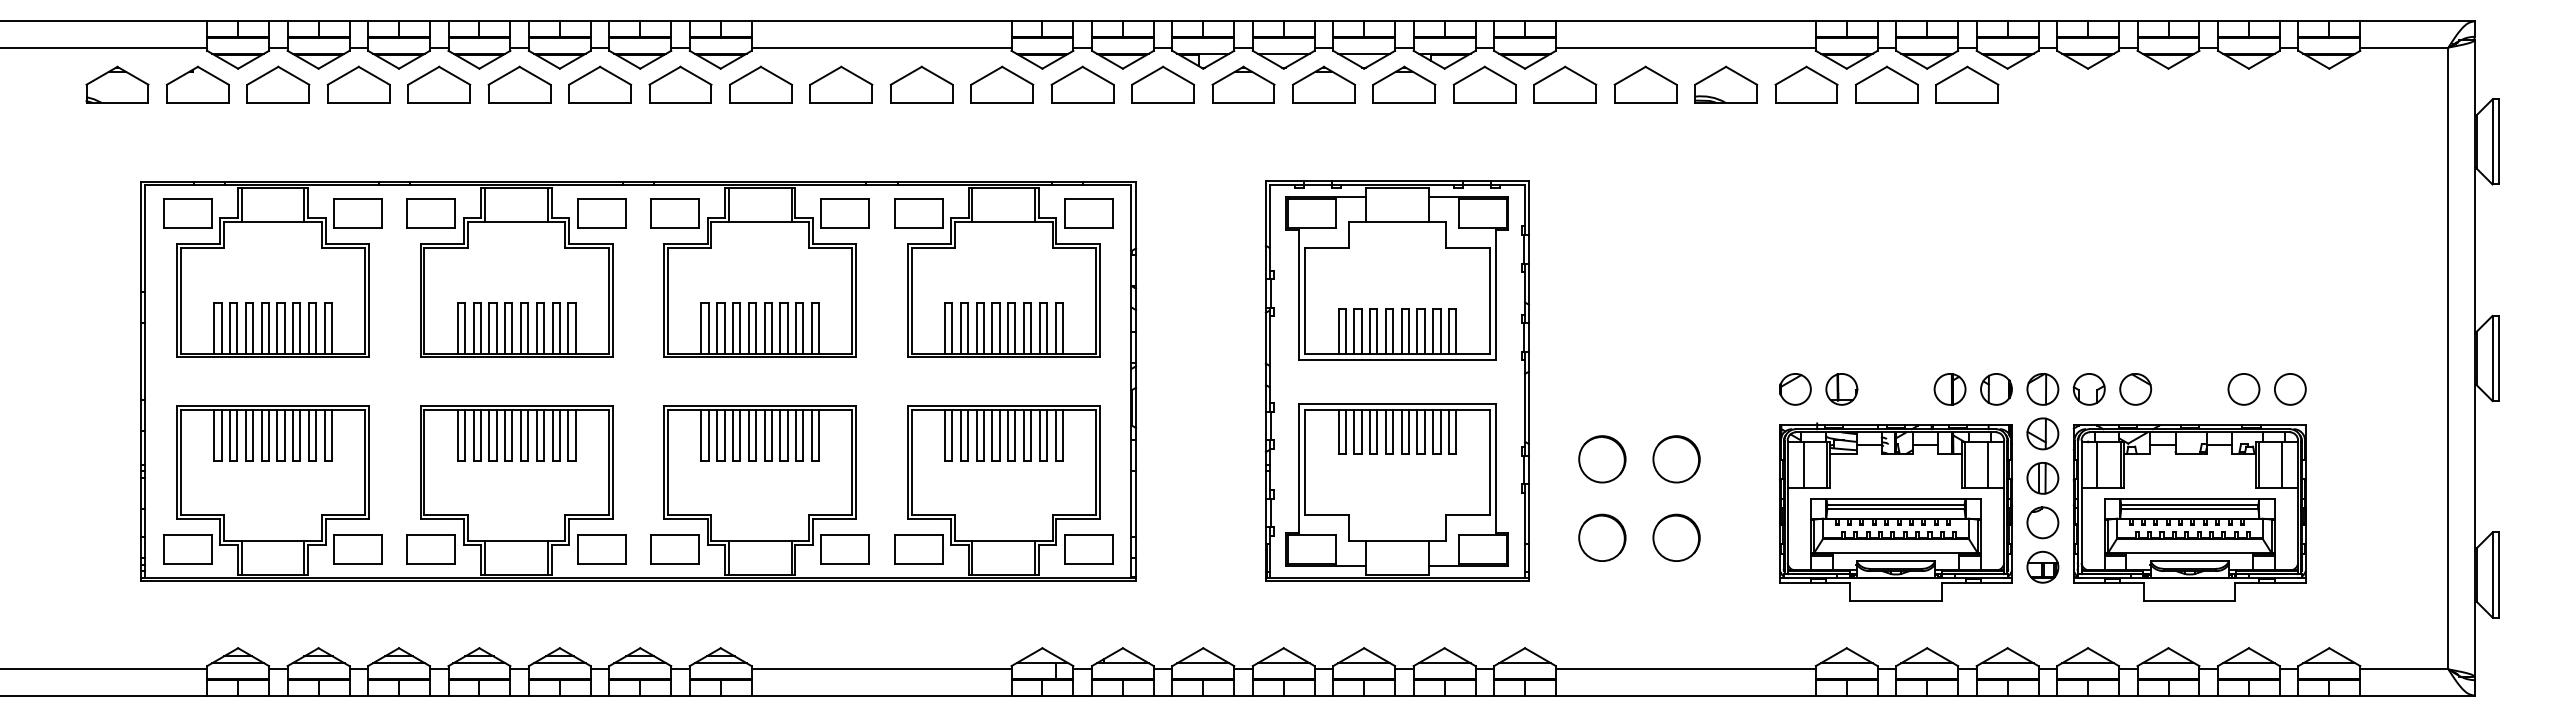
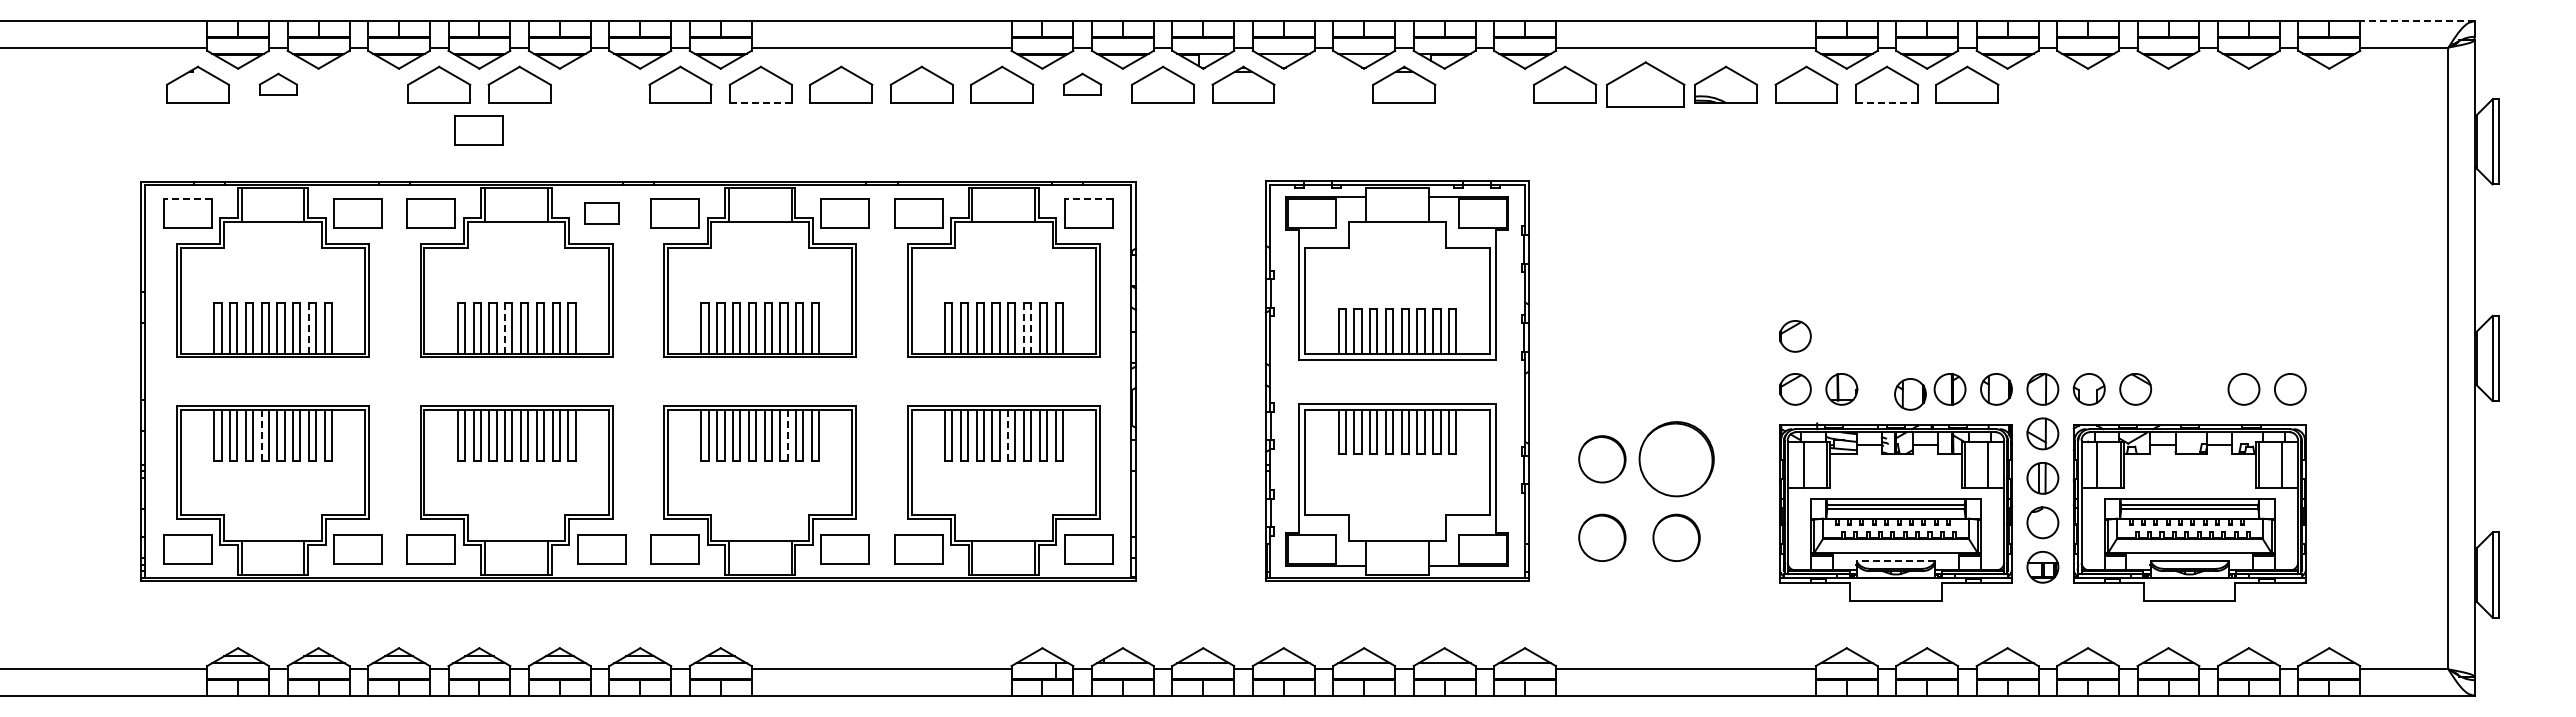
line: solid -> dashed (2417, 21)
part: present -> none (117, 84)
part size: 65x39 px -> 40x24 px (277, 83)
part: present -> none (358, 84)
part: present -> none (600, 84)
part size: 65x39 px -> 40x24 px (1082, 83)
part: present -> none (1323, 84)
part: present -> none (1484, 84)
part size: 65x39 px -> 80x47 px (1645, 84)
line: solid -> dashed (760, 102)
line: solid -> dashed (1886, 102)
part: none -> present (478, 130)
line: solid -> dashed (187, 198)
line: solid -> dashed (1088, 198)
part size: 50x31 px -> 36x23 px (601, 213)
line: solid -> dashed (308, 327)
line: solid -> dashed (505, 327)
line: solid -> dashed (1023, 327)
line: solid -> dashed (1031, 327)
part: none -> present (1795, 336)
part: none -> present (1910, 394)
line: solid -> dashed (261, 434)
line: solid -> dashed (787, 434)
line: solid -> dashed (1008, 434)
circle size: 49x49 px -> 77x77 px (1676, 459)
line: solid -> dashed (1895, 561)
